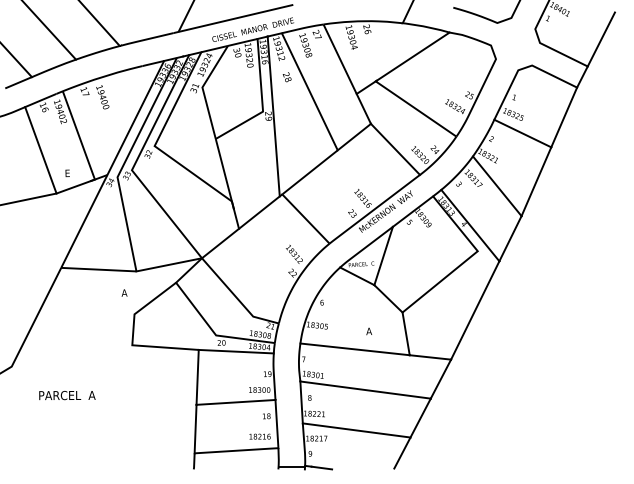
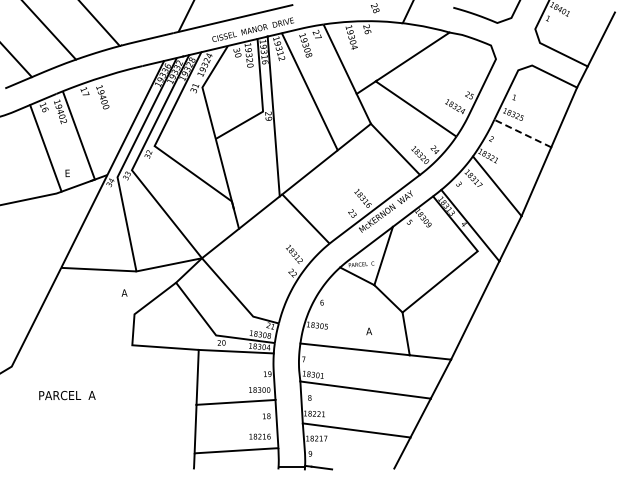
text position: (286, 77) -> (374, 8) (374, 8)
line: solid -> dashed (522, 133)
line position: (40, 150) -> (45, 148) (45, 148)
